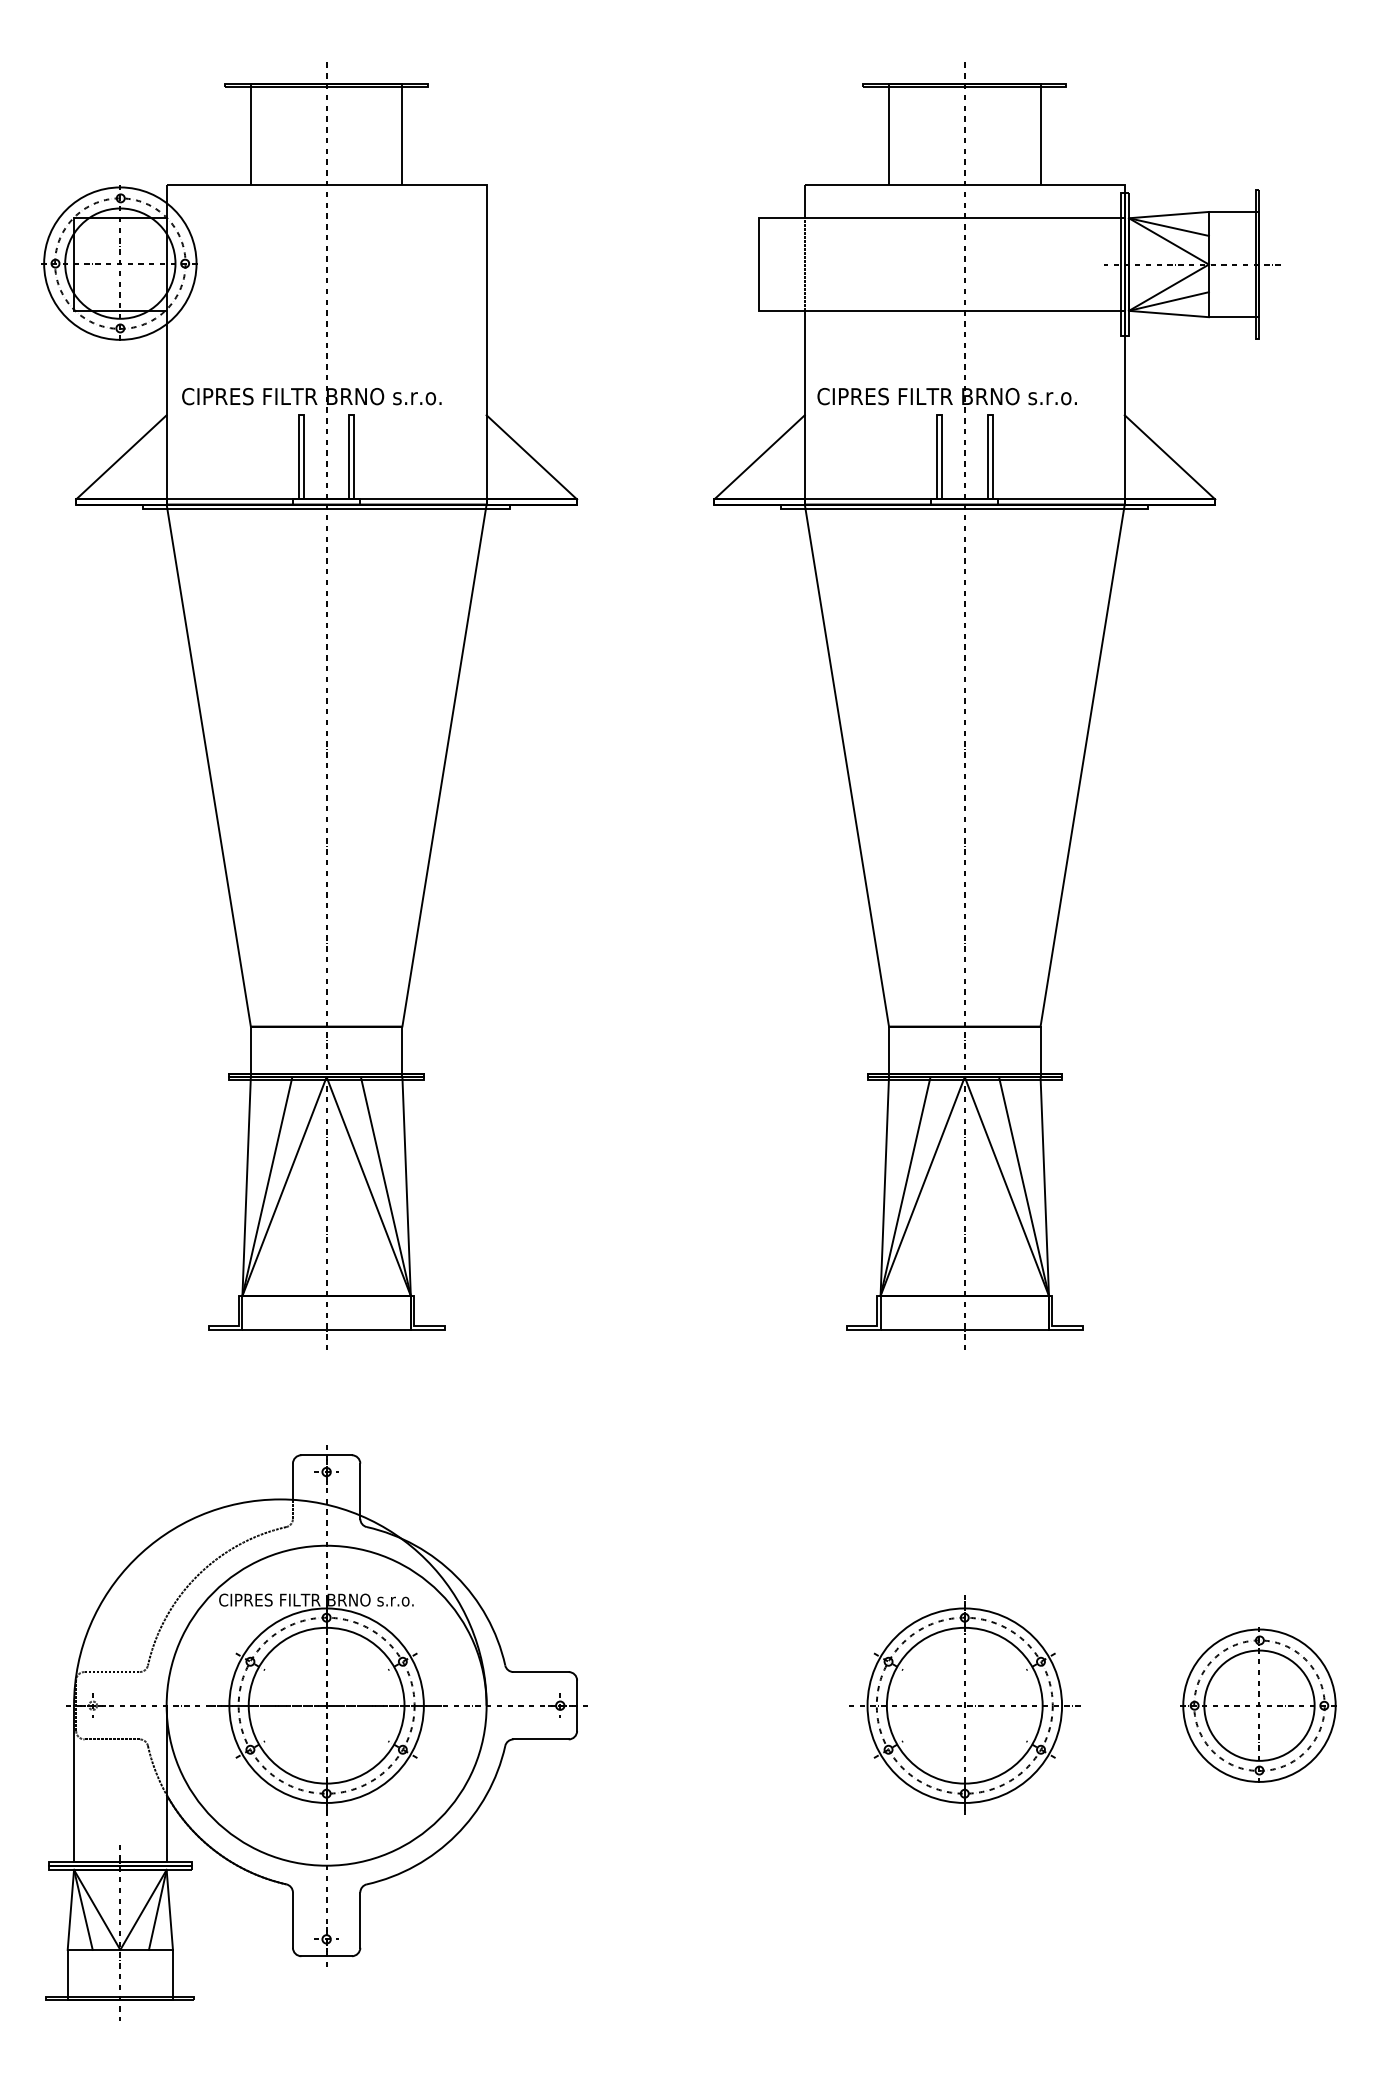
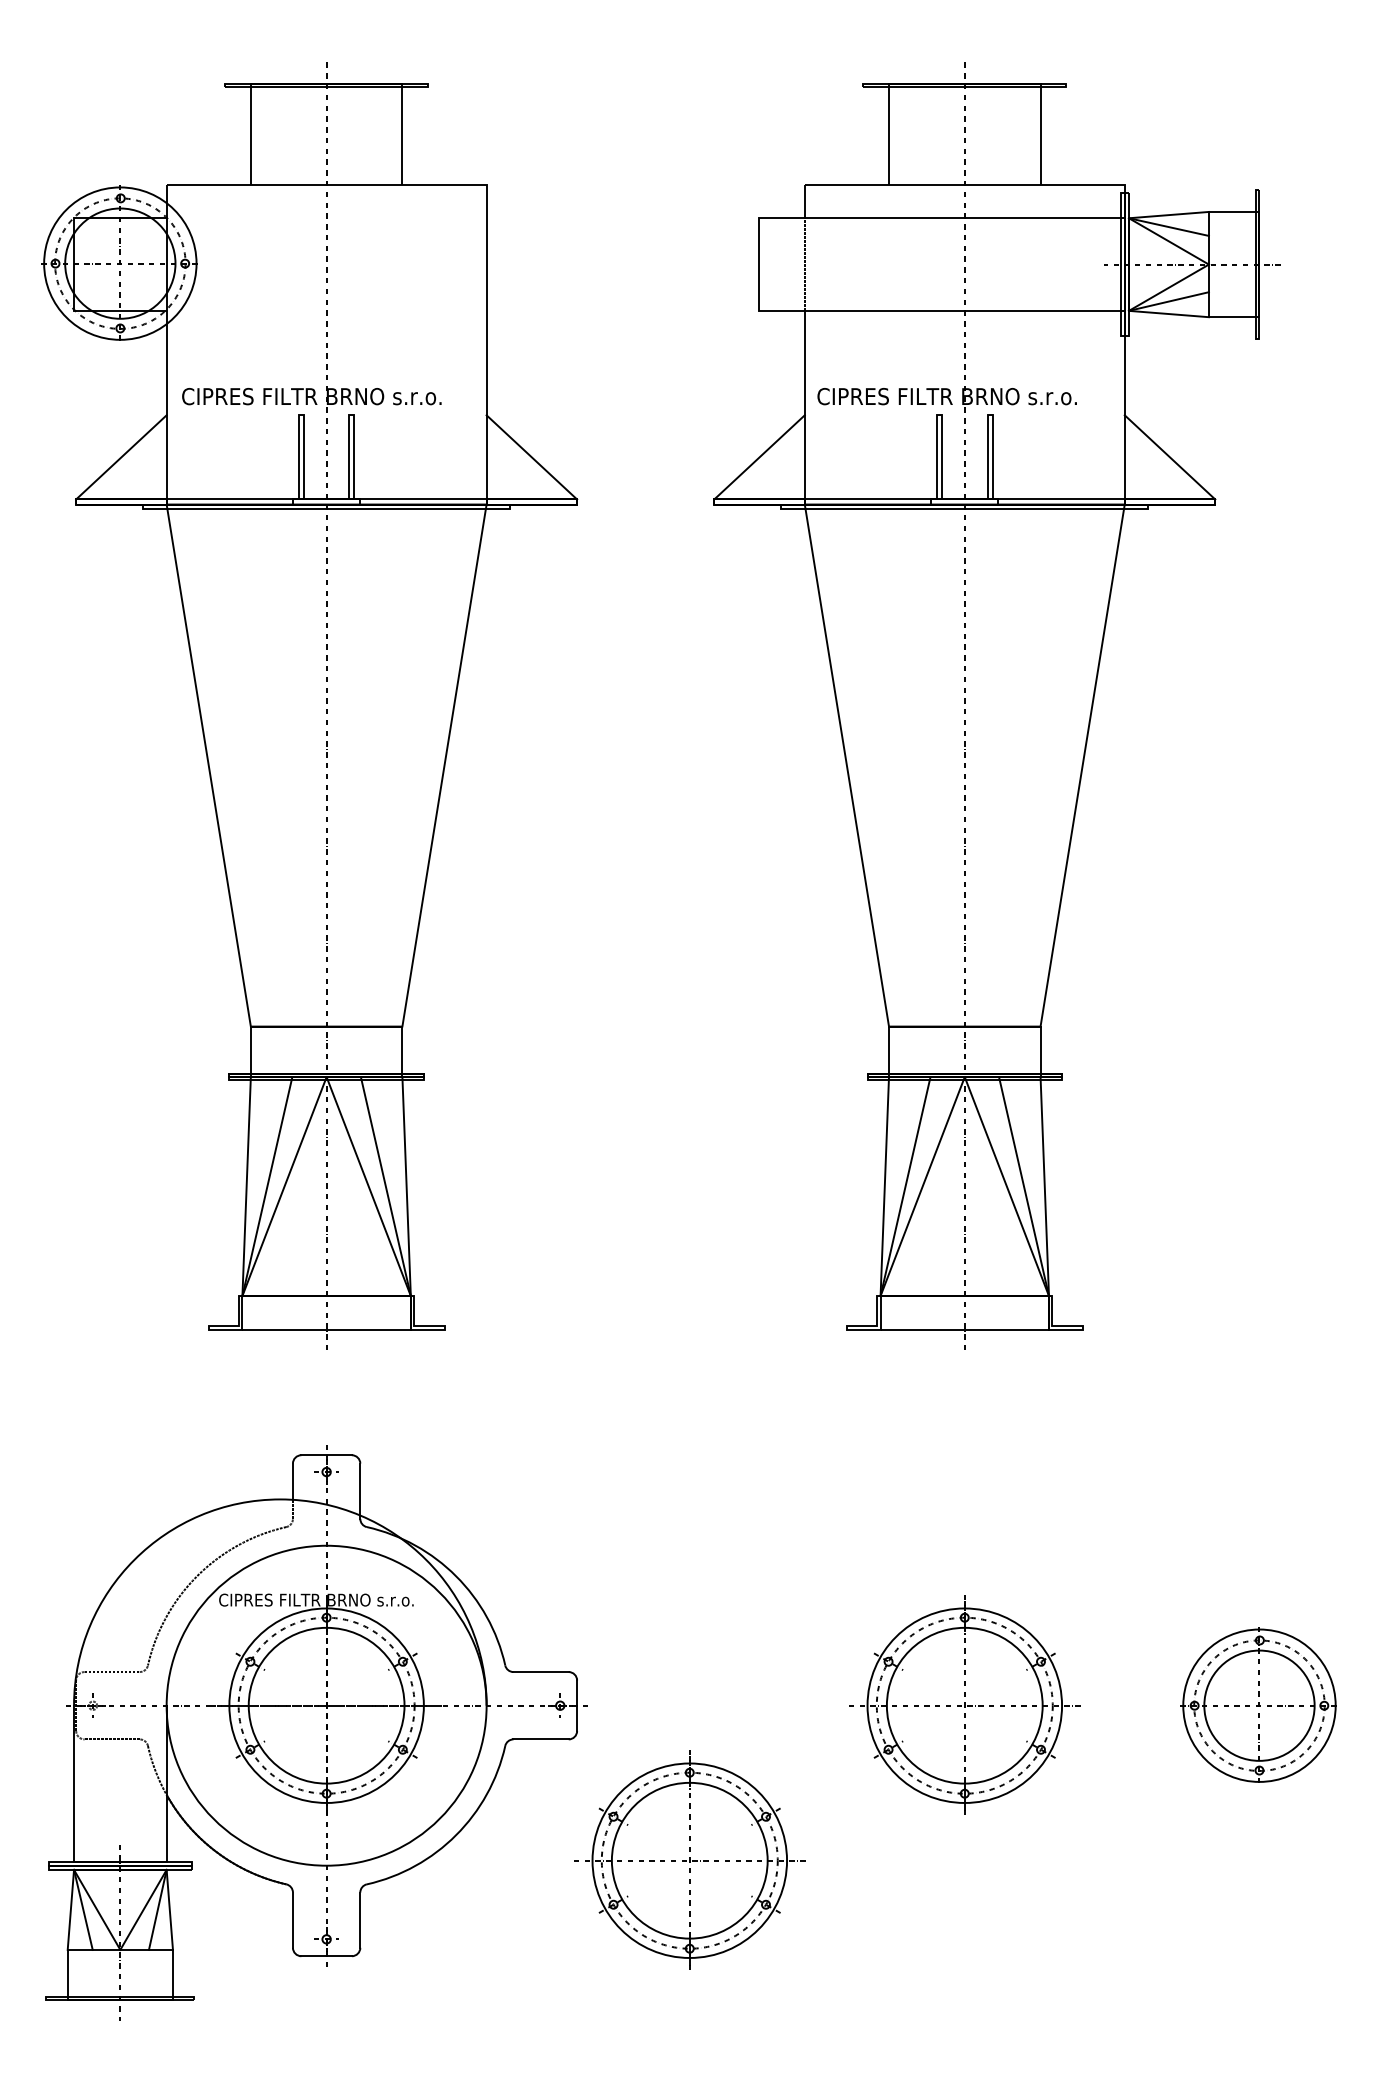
part: none -> present (689, 1859)
